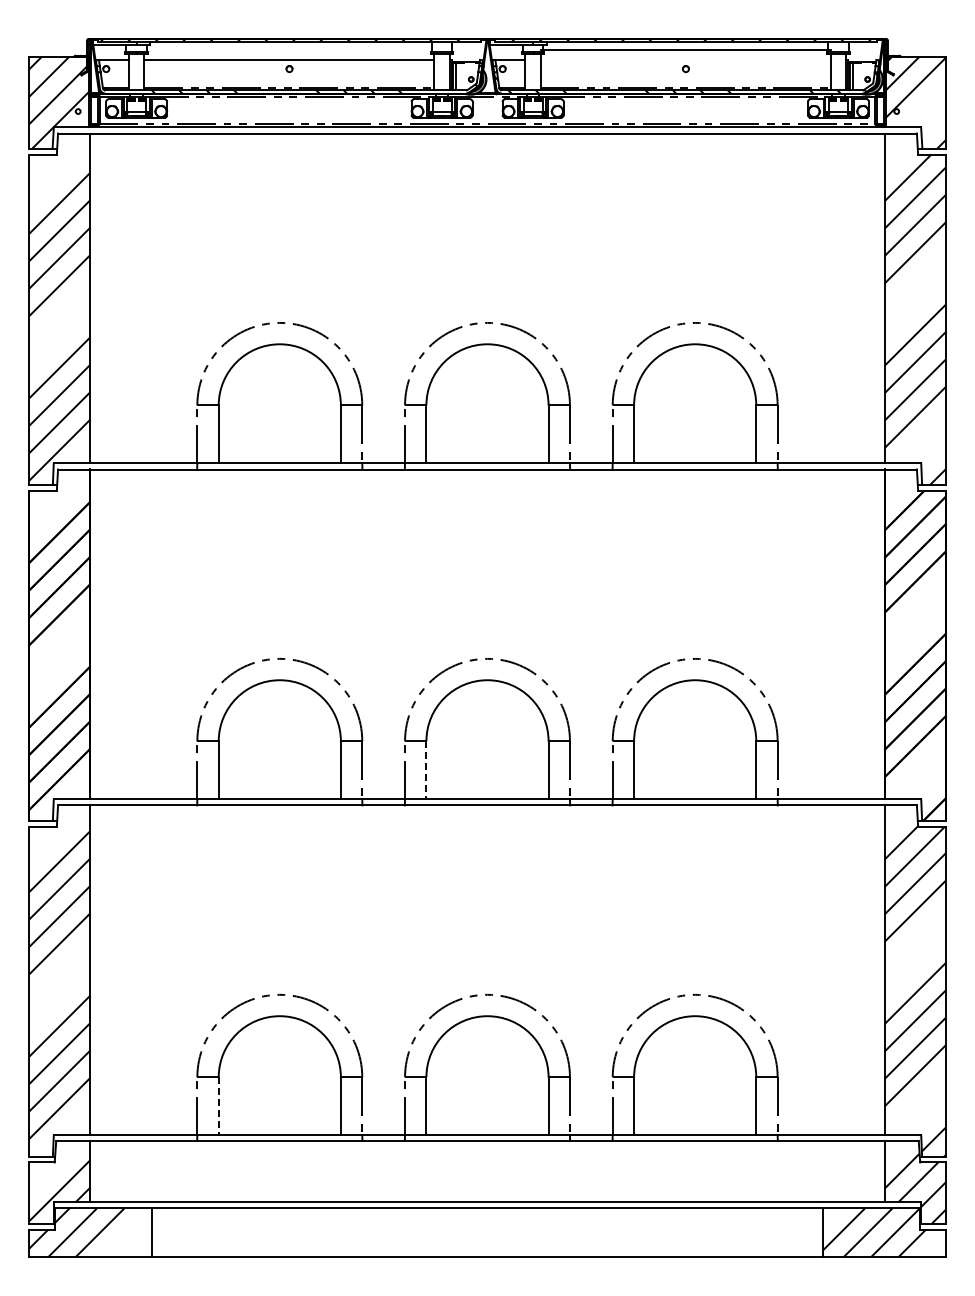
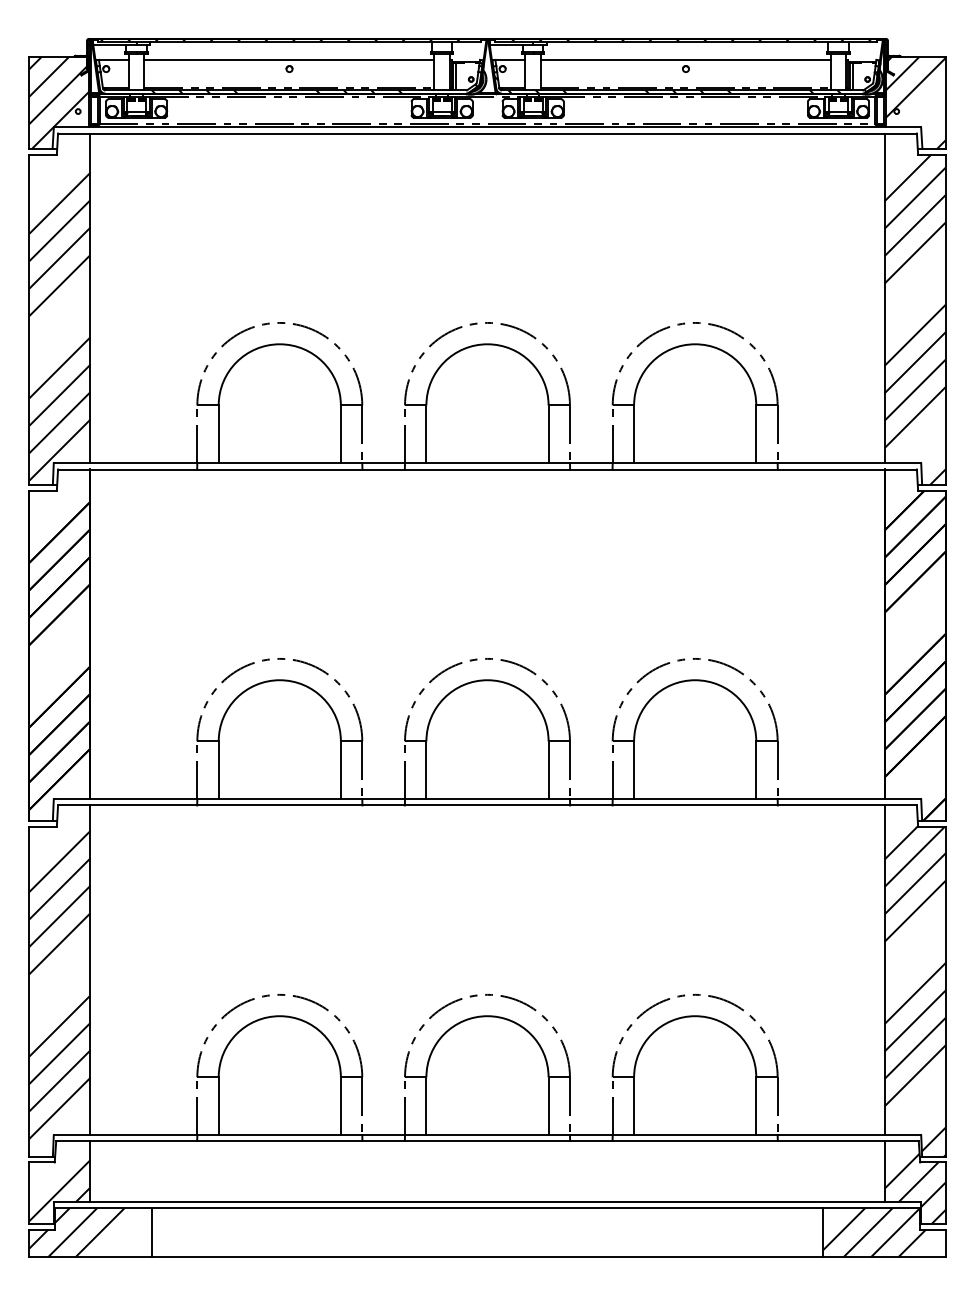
line position: (685, 49) -> (685, 59) (685, 59)
line: dashed -> solid (426, 770)
line: dashed -> solid (218, 1106)
